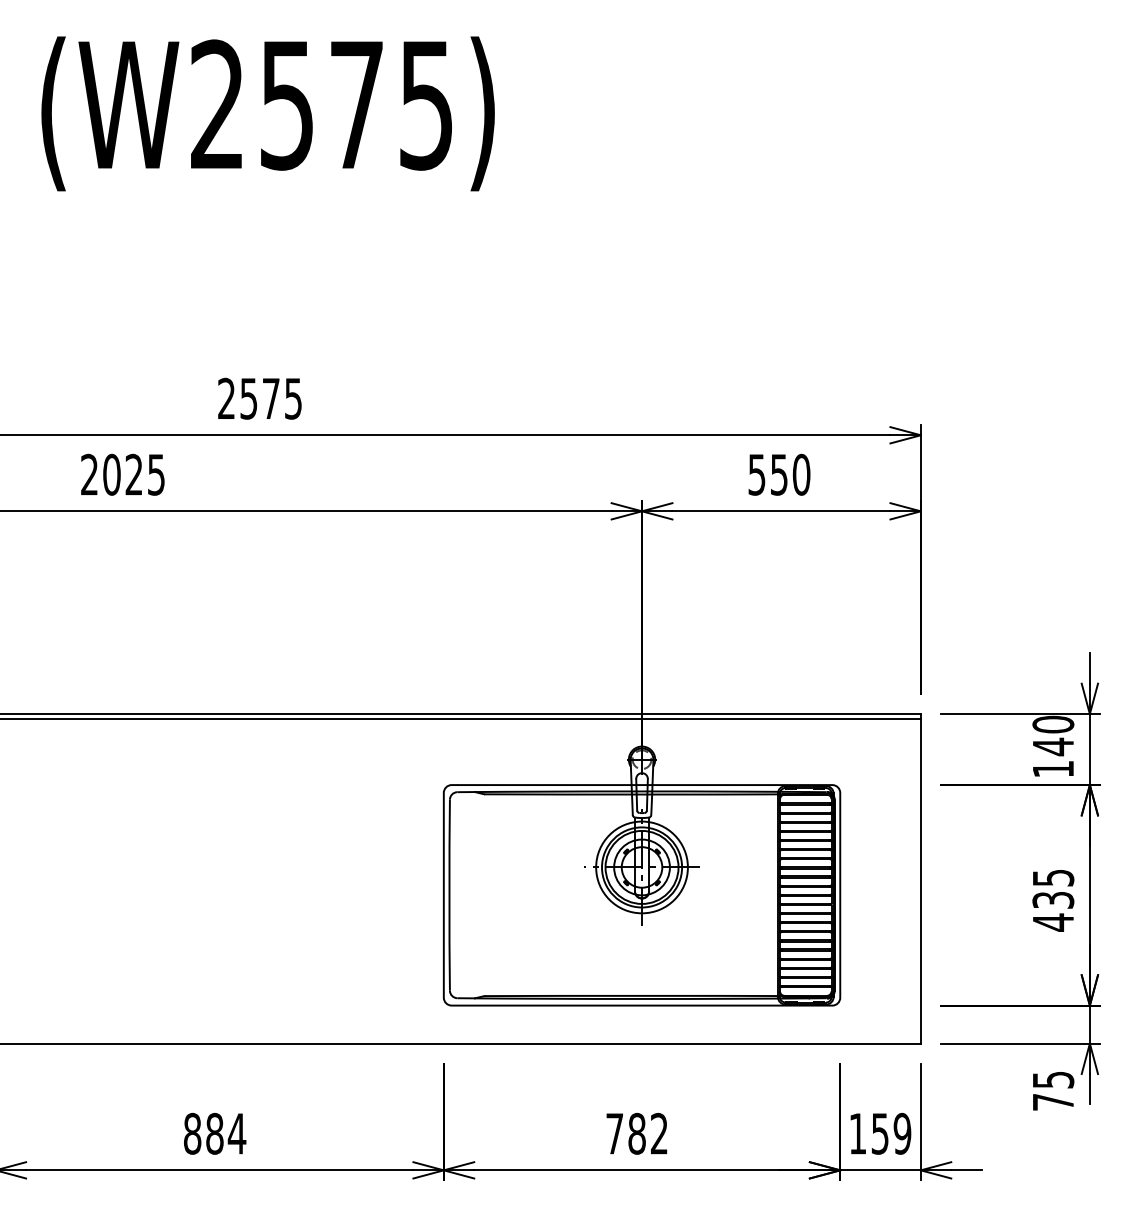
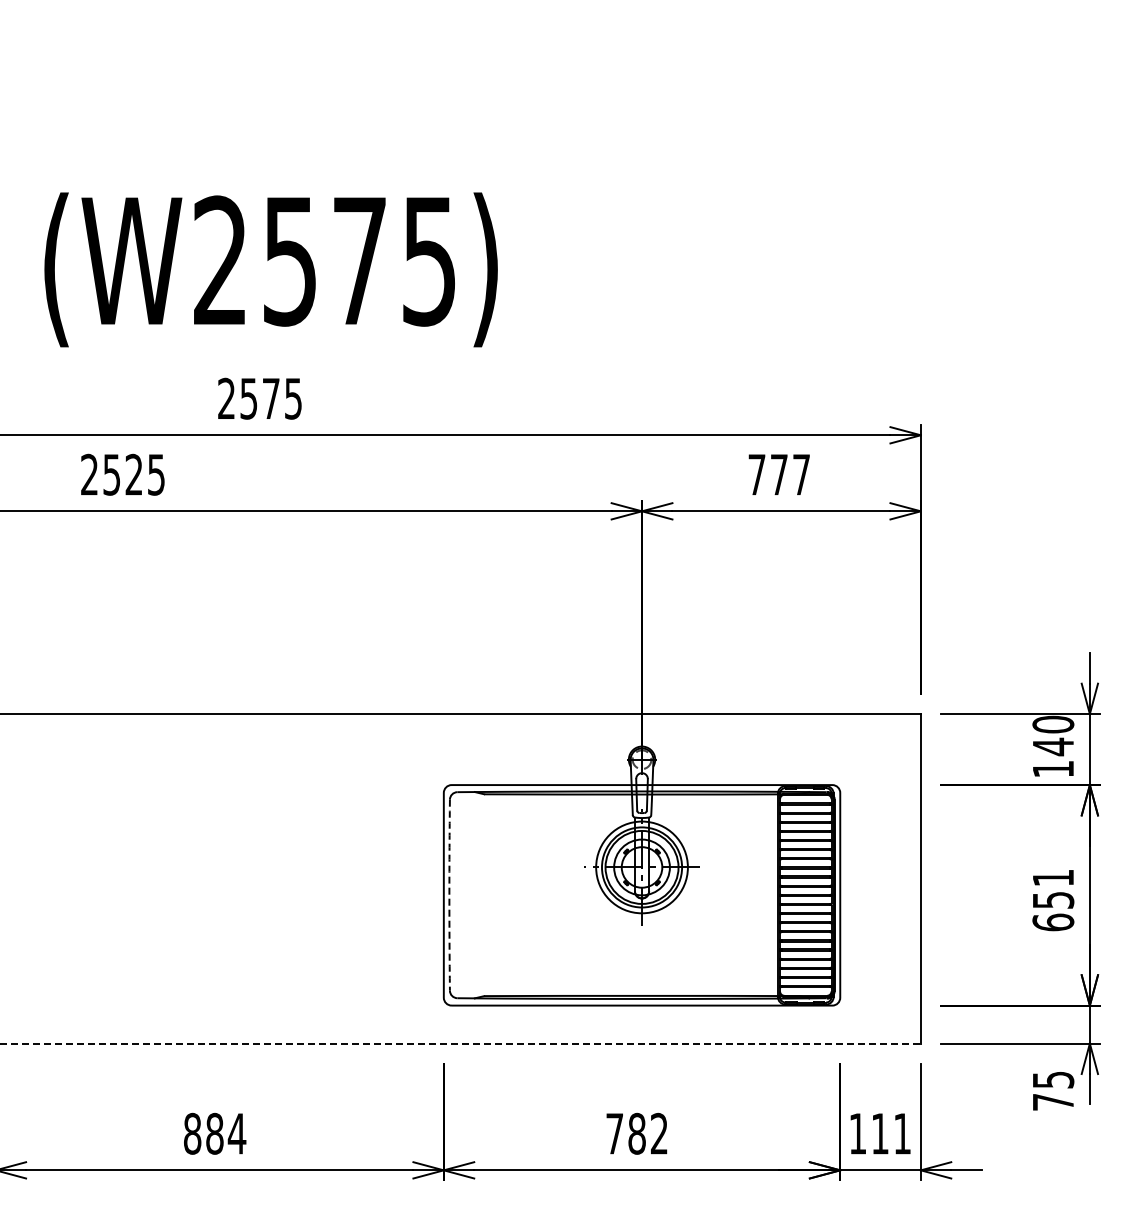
text position: (267, 113) -> (270, 269) (270, 269)
text: 2025 -> 2525 (111, 474)
text: 550 -> 777 (779, 474)
line: present -> none (461, 719)
arc: solid -> dashed (449, 895)
text: 435 -> 651 (1053, 900)
line: solid -> dashed (461, 1043)
text: 159 -> 111 (891, 1133)
